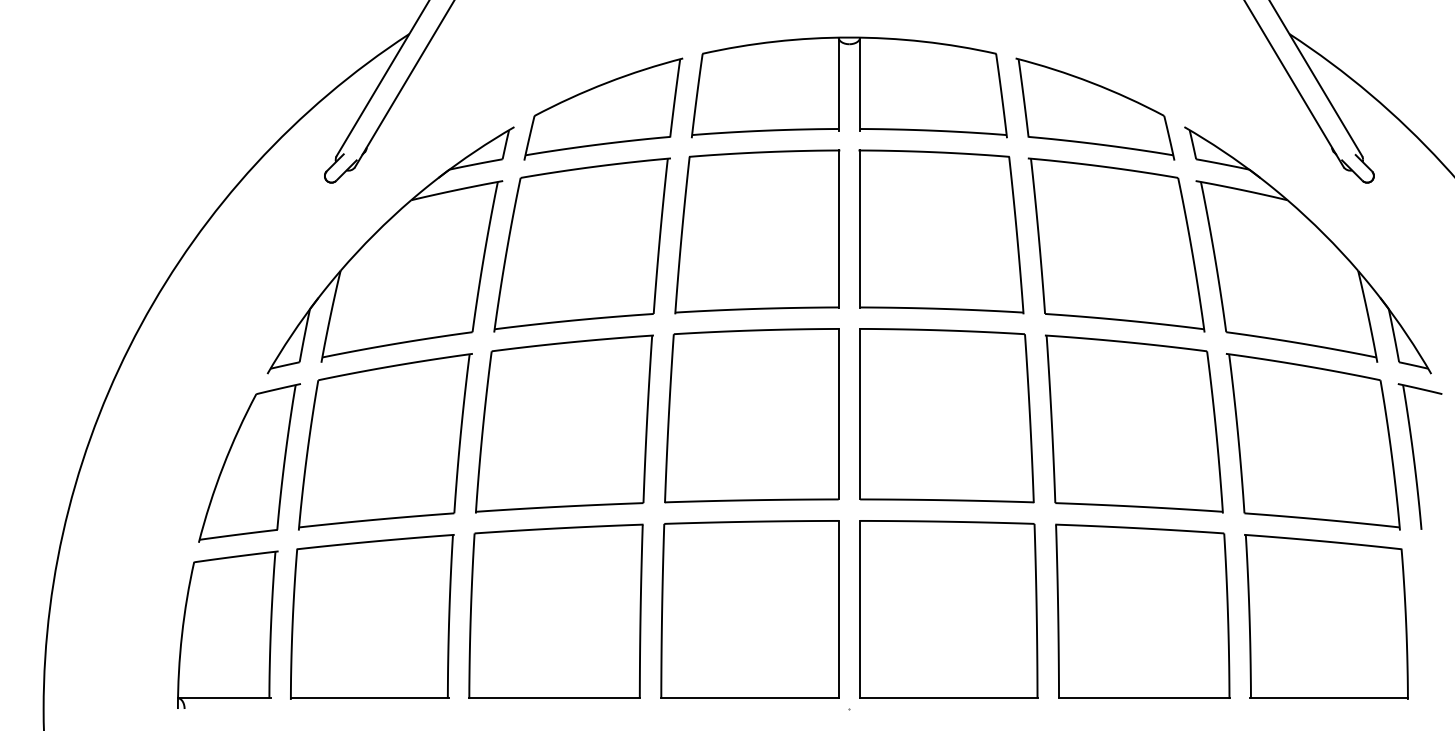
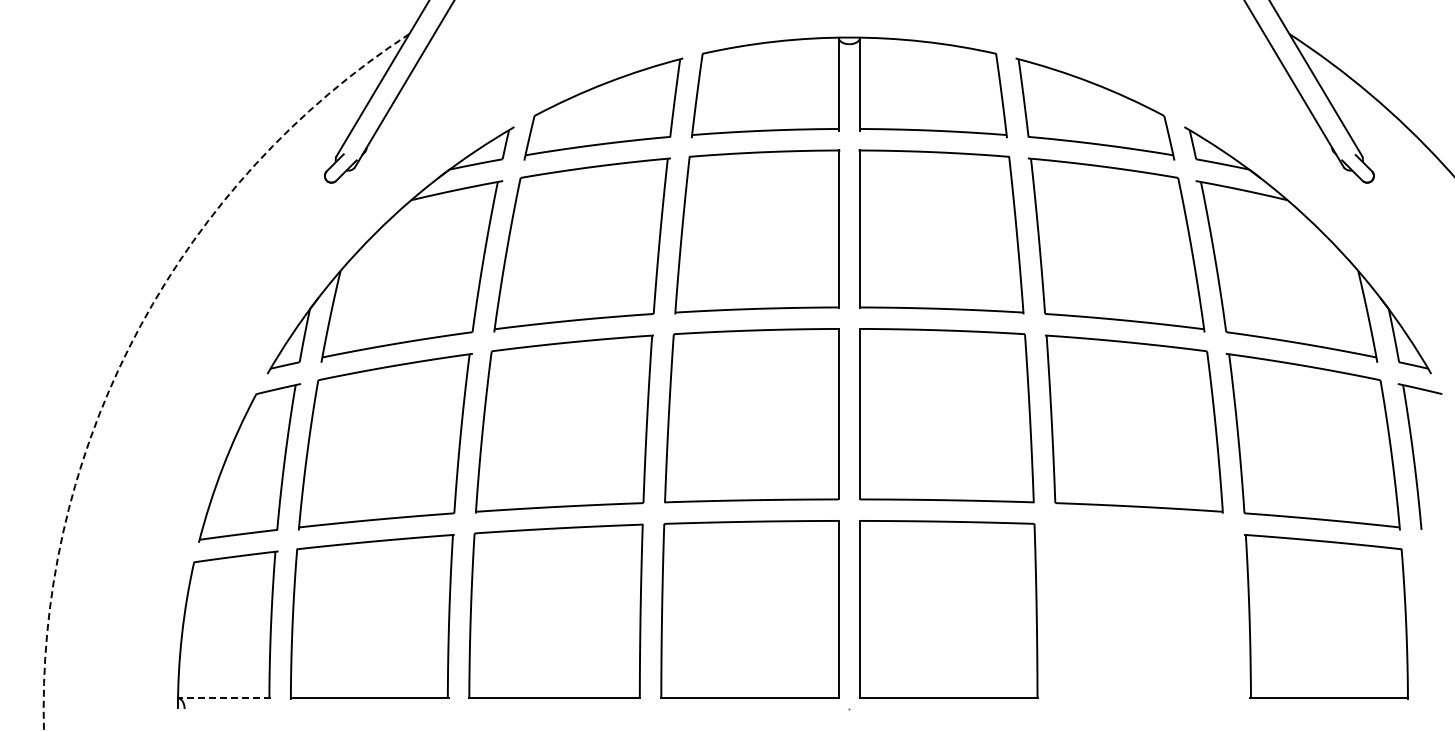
arc: solid -> dashed (135, 334)
part: present -> none (1142, 610)
line: solid -> dashed (224, 698)
